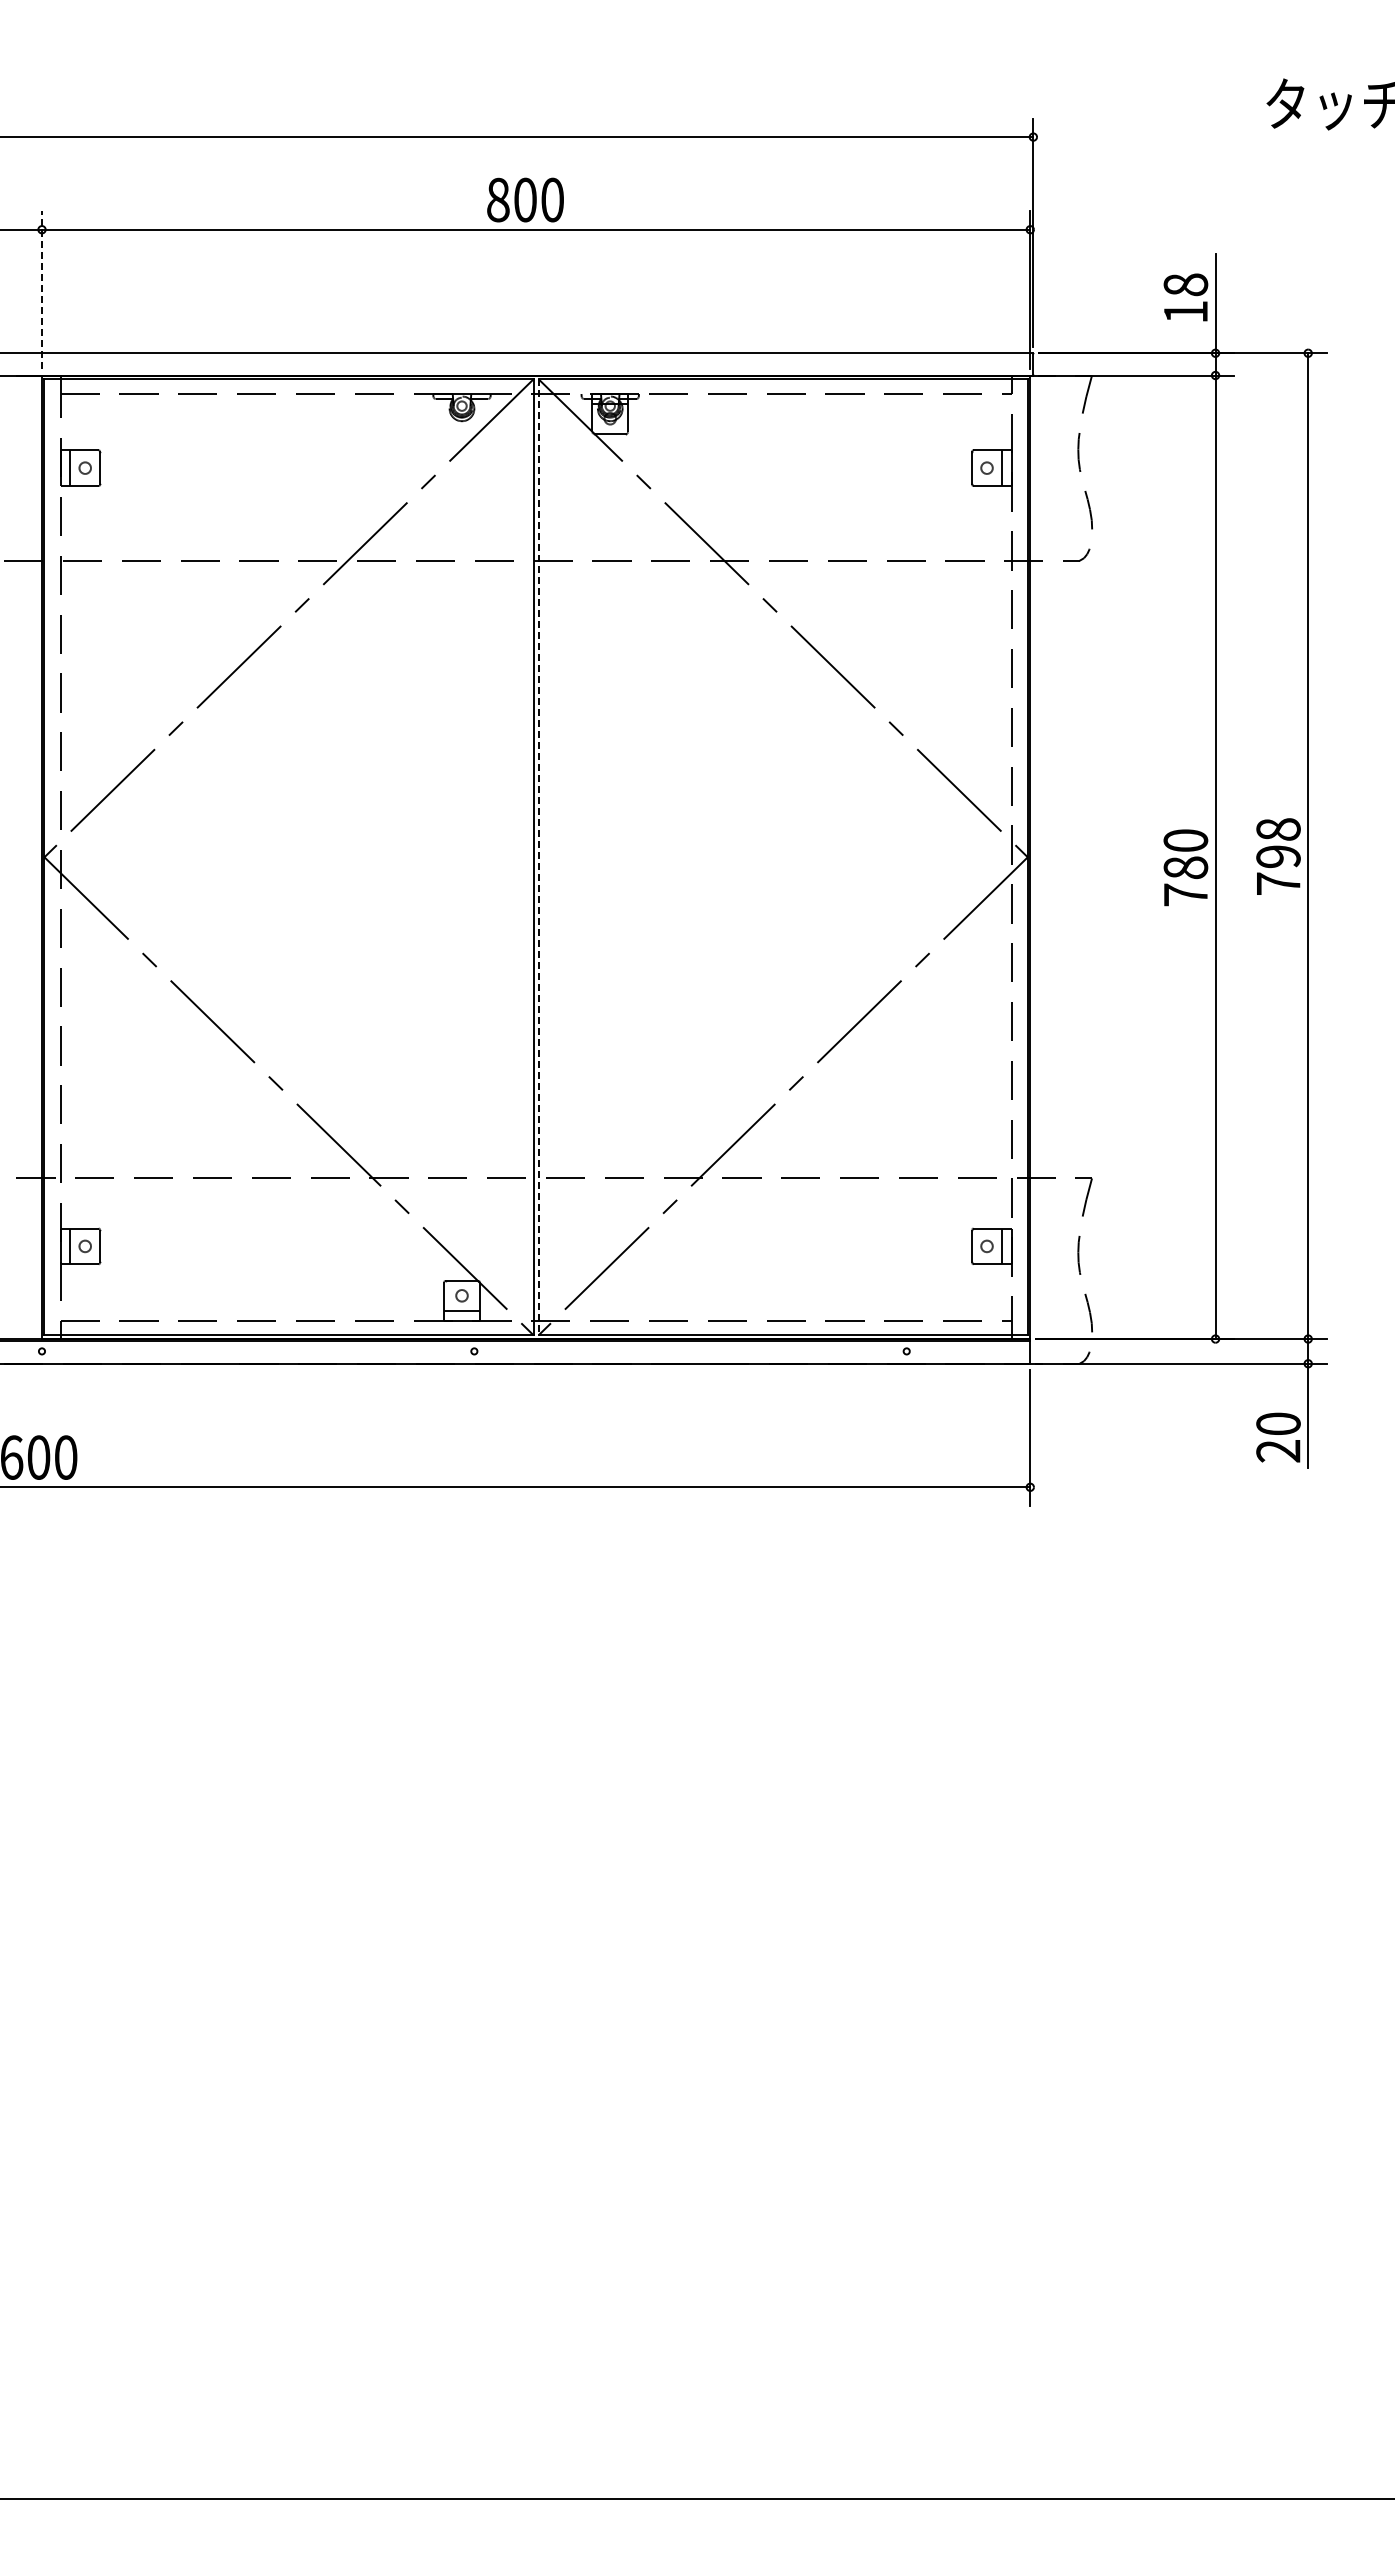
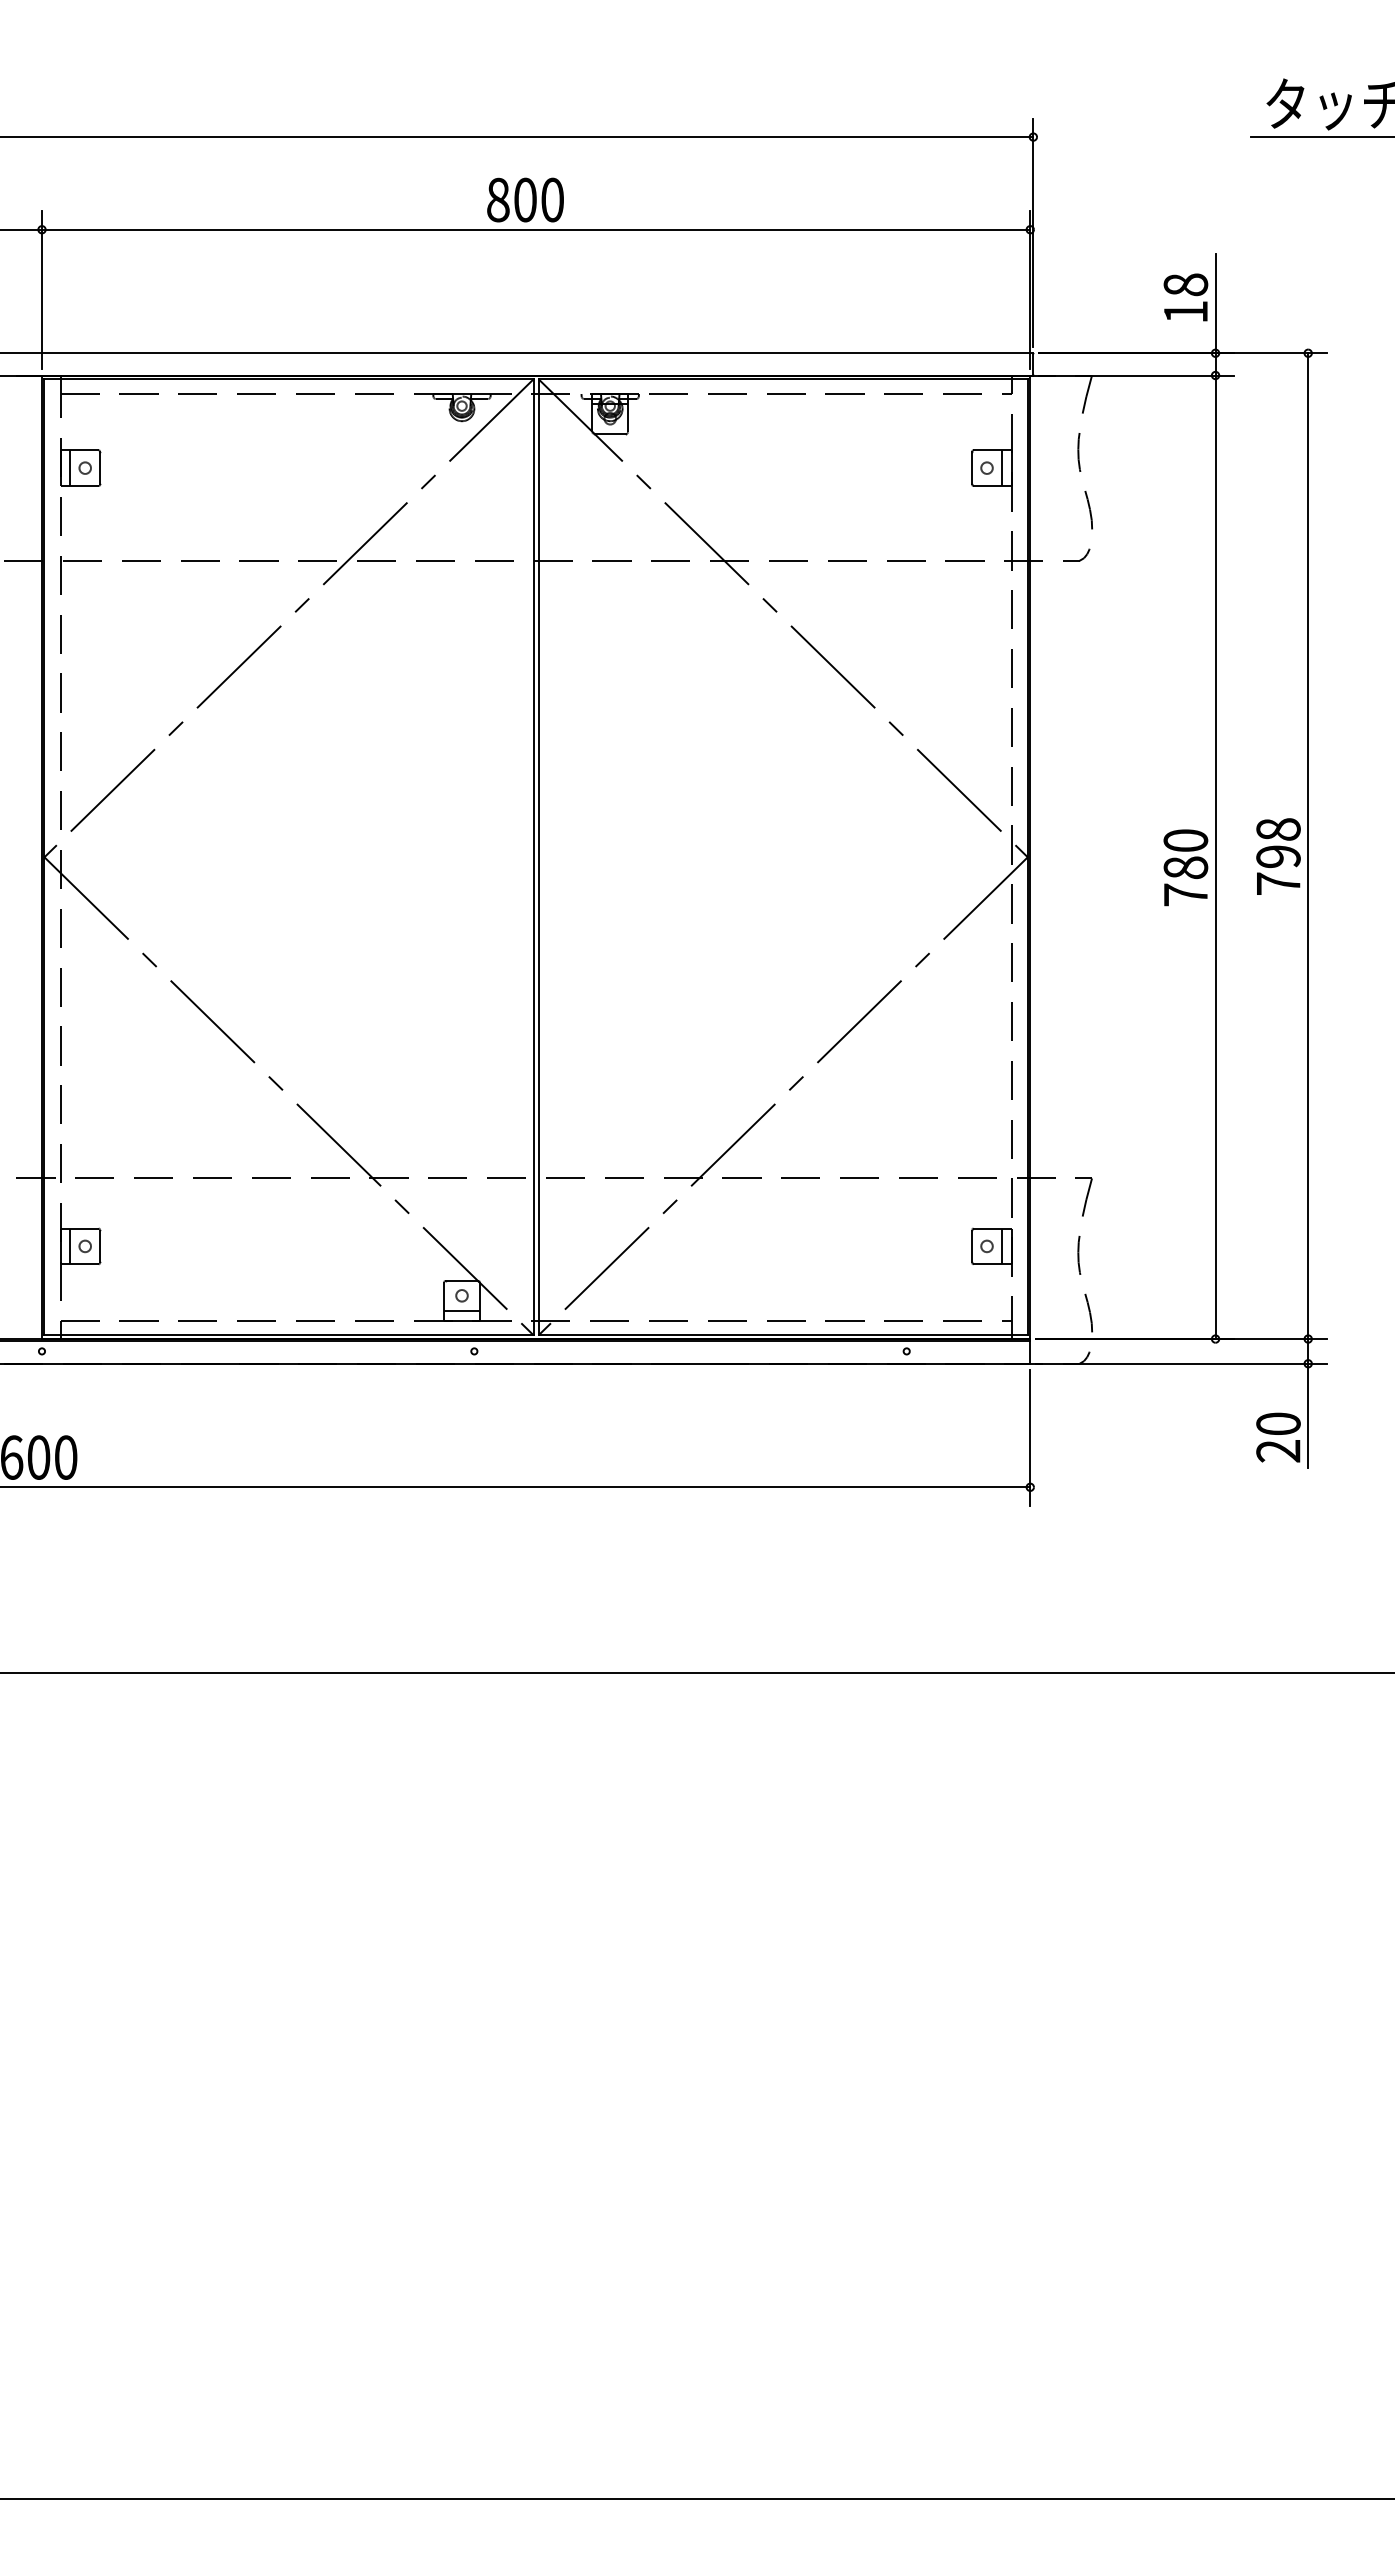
line: none -> present (1320, 137)
line: dashed -> solid (42, 289)
line: dashed -> solid (538, 857)
line: none -> present (696, 1672)
